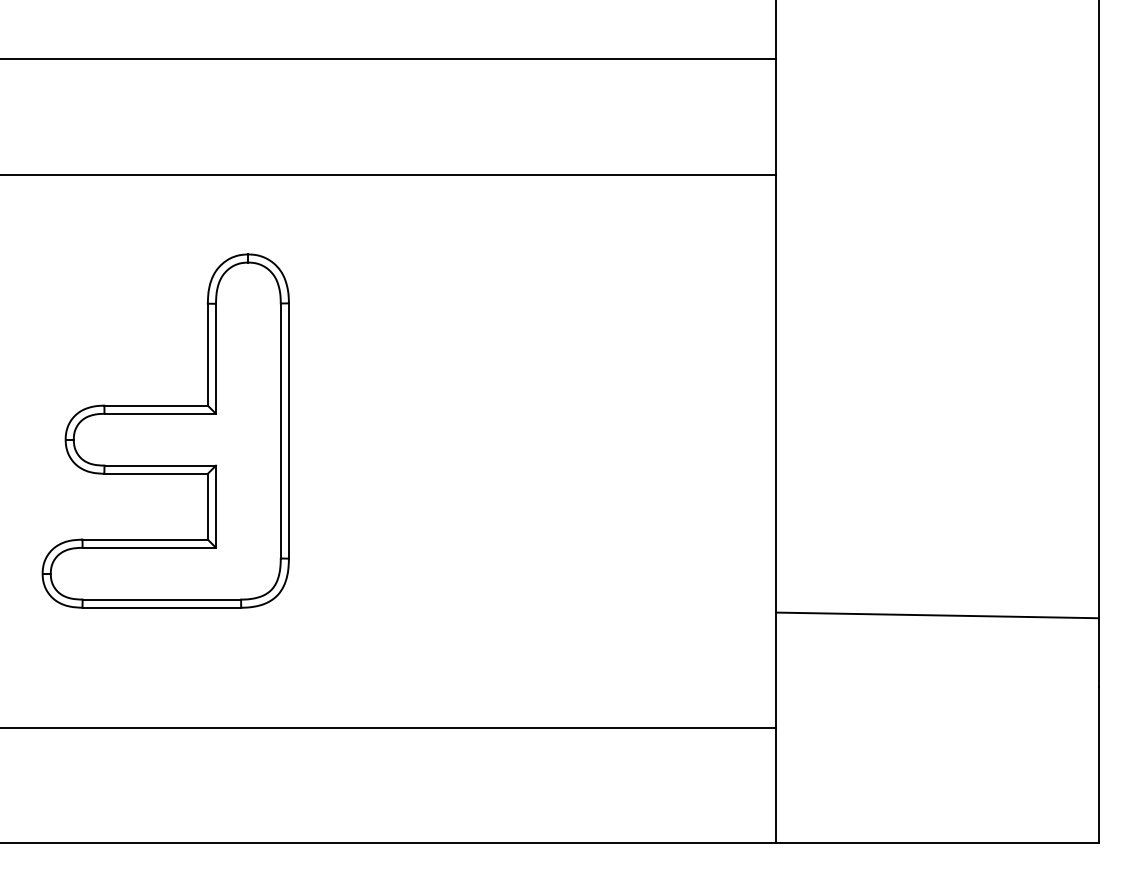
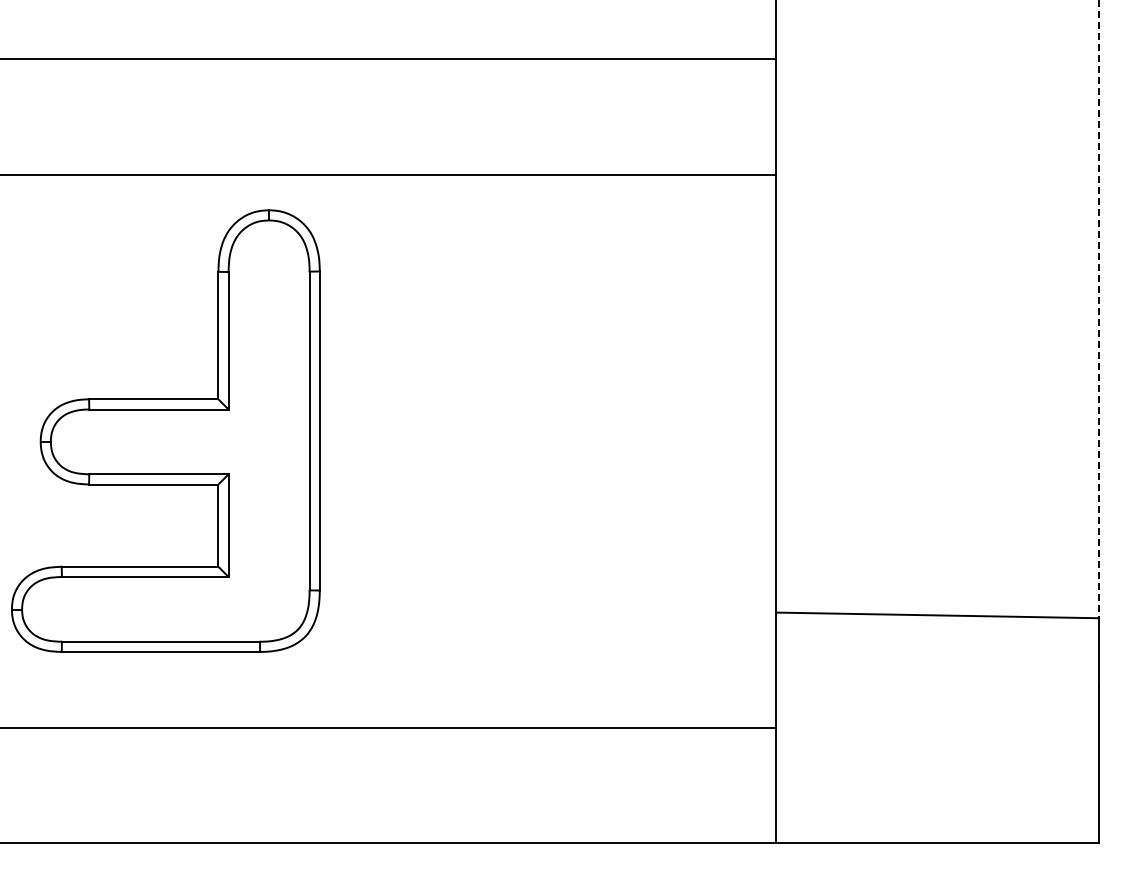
line: solid -> dashed (1099, 309)
part size: 249x356 px -> 310x444 px (165, 430)
